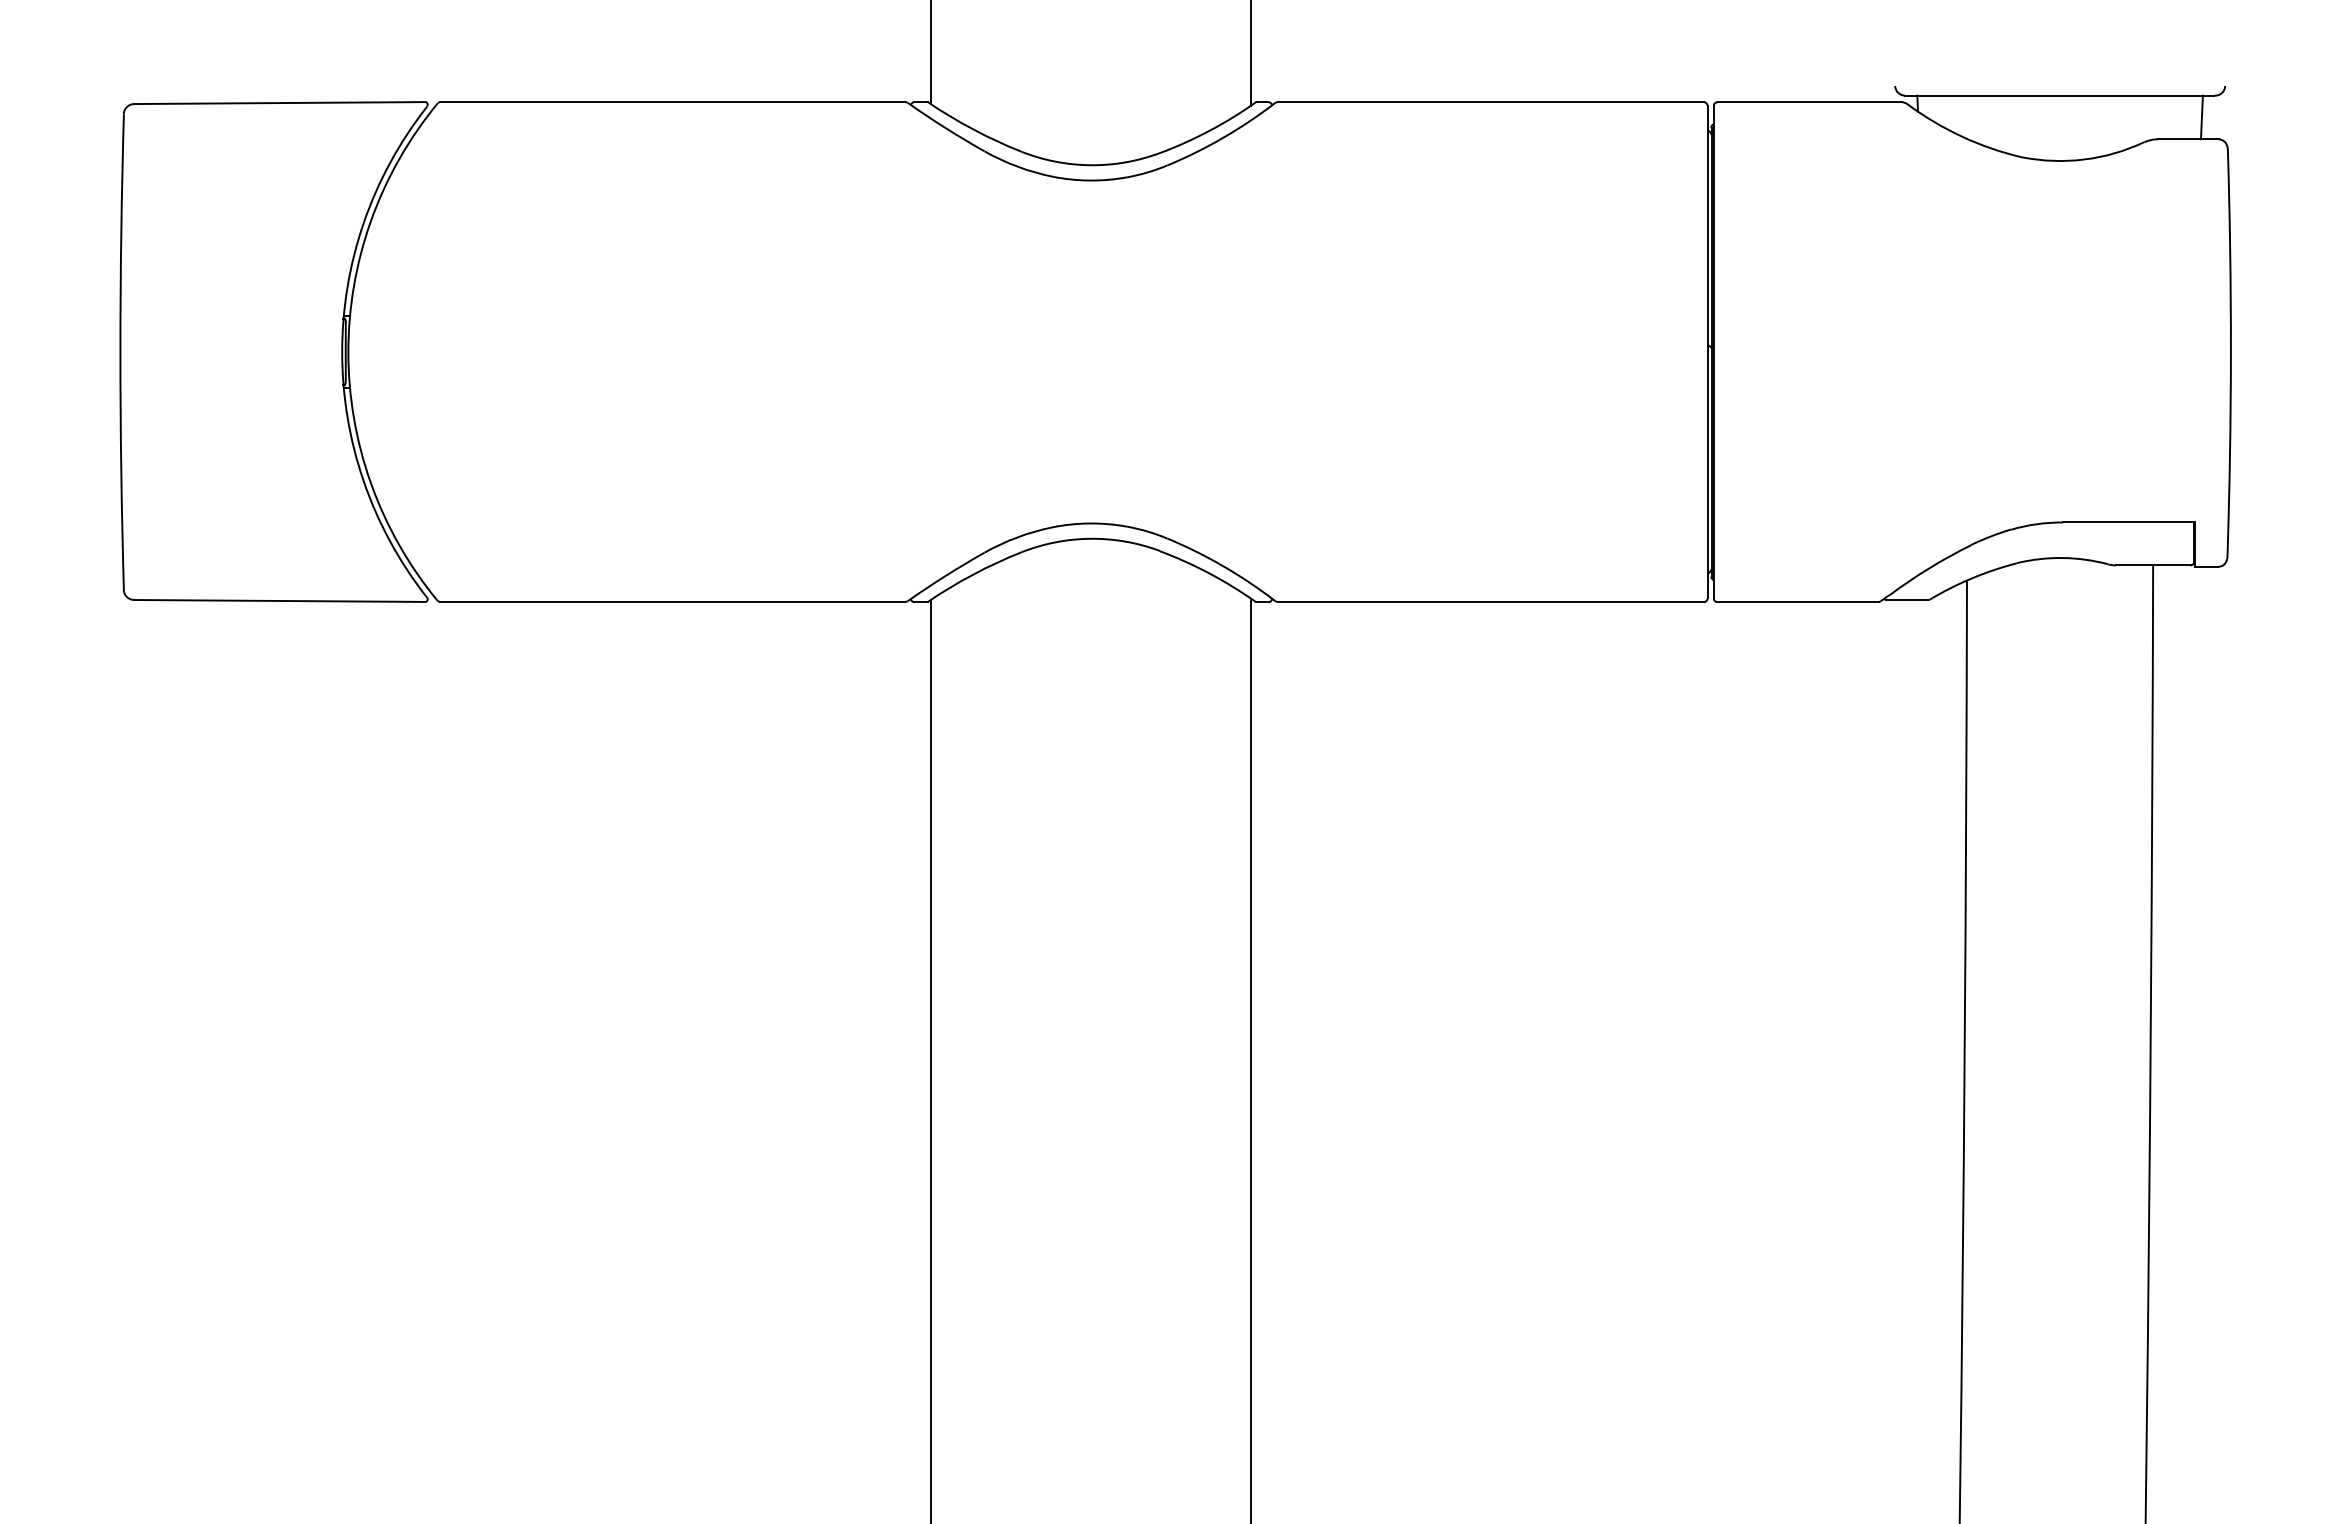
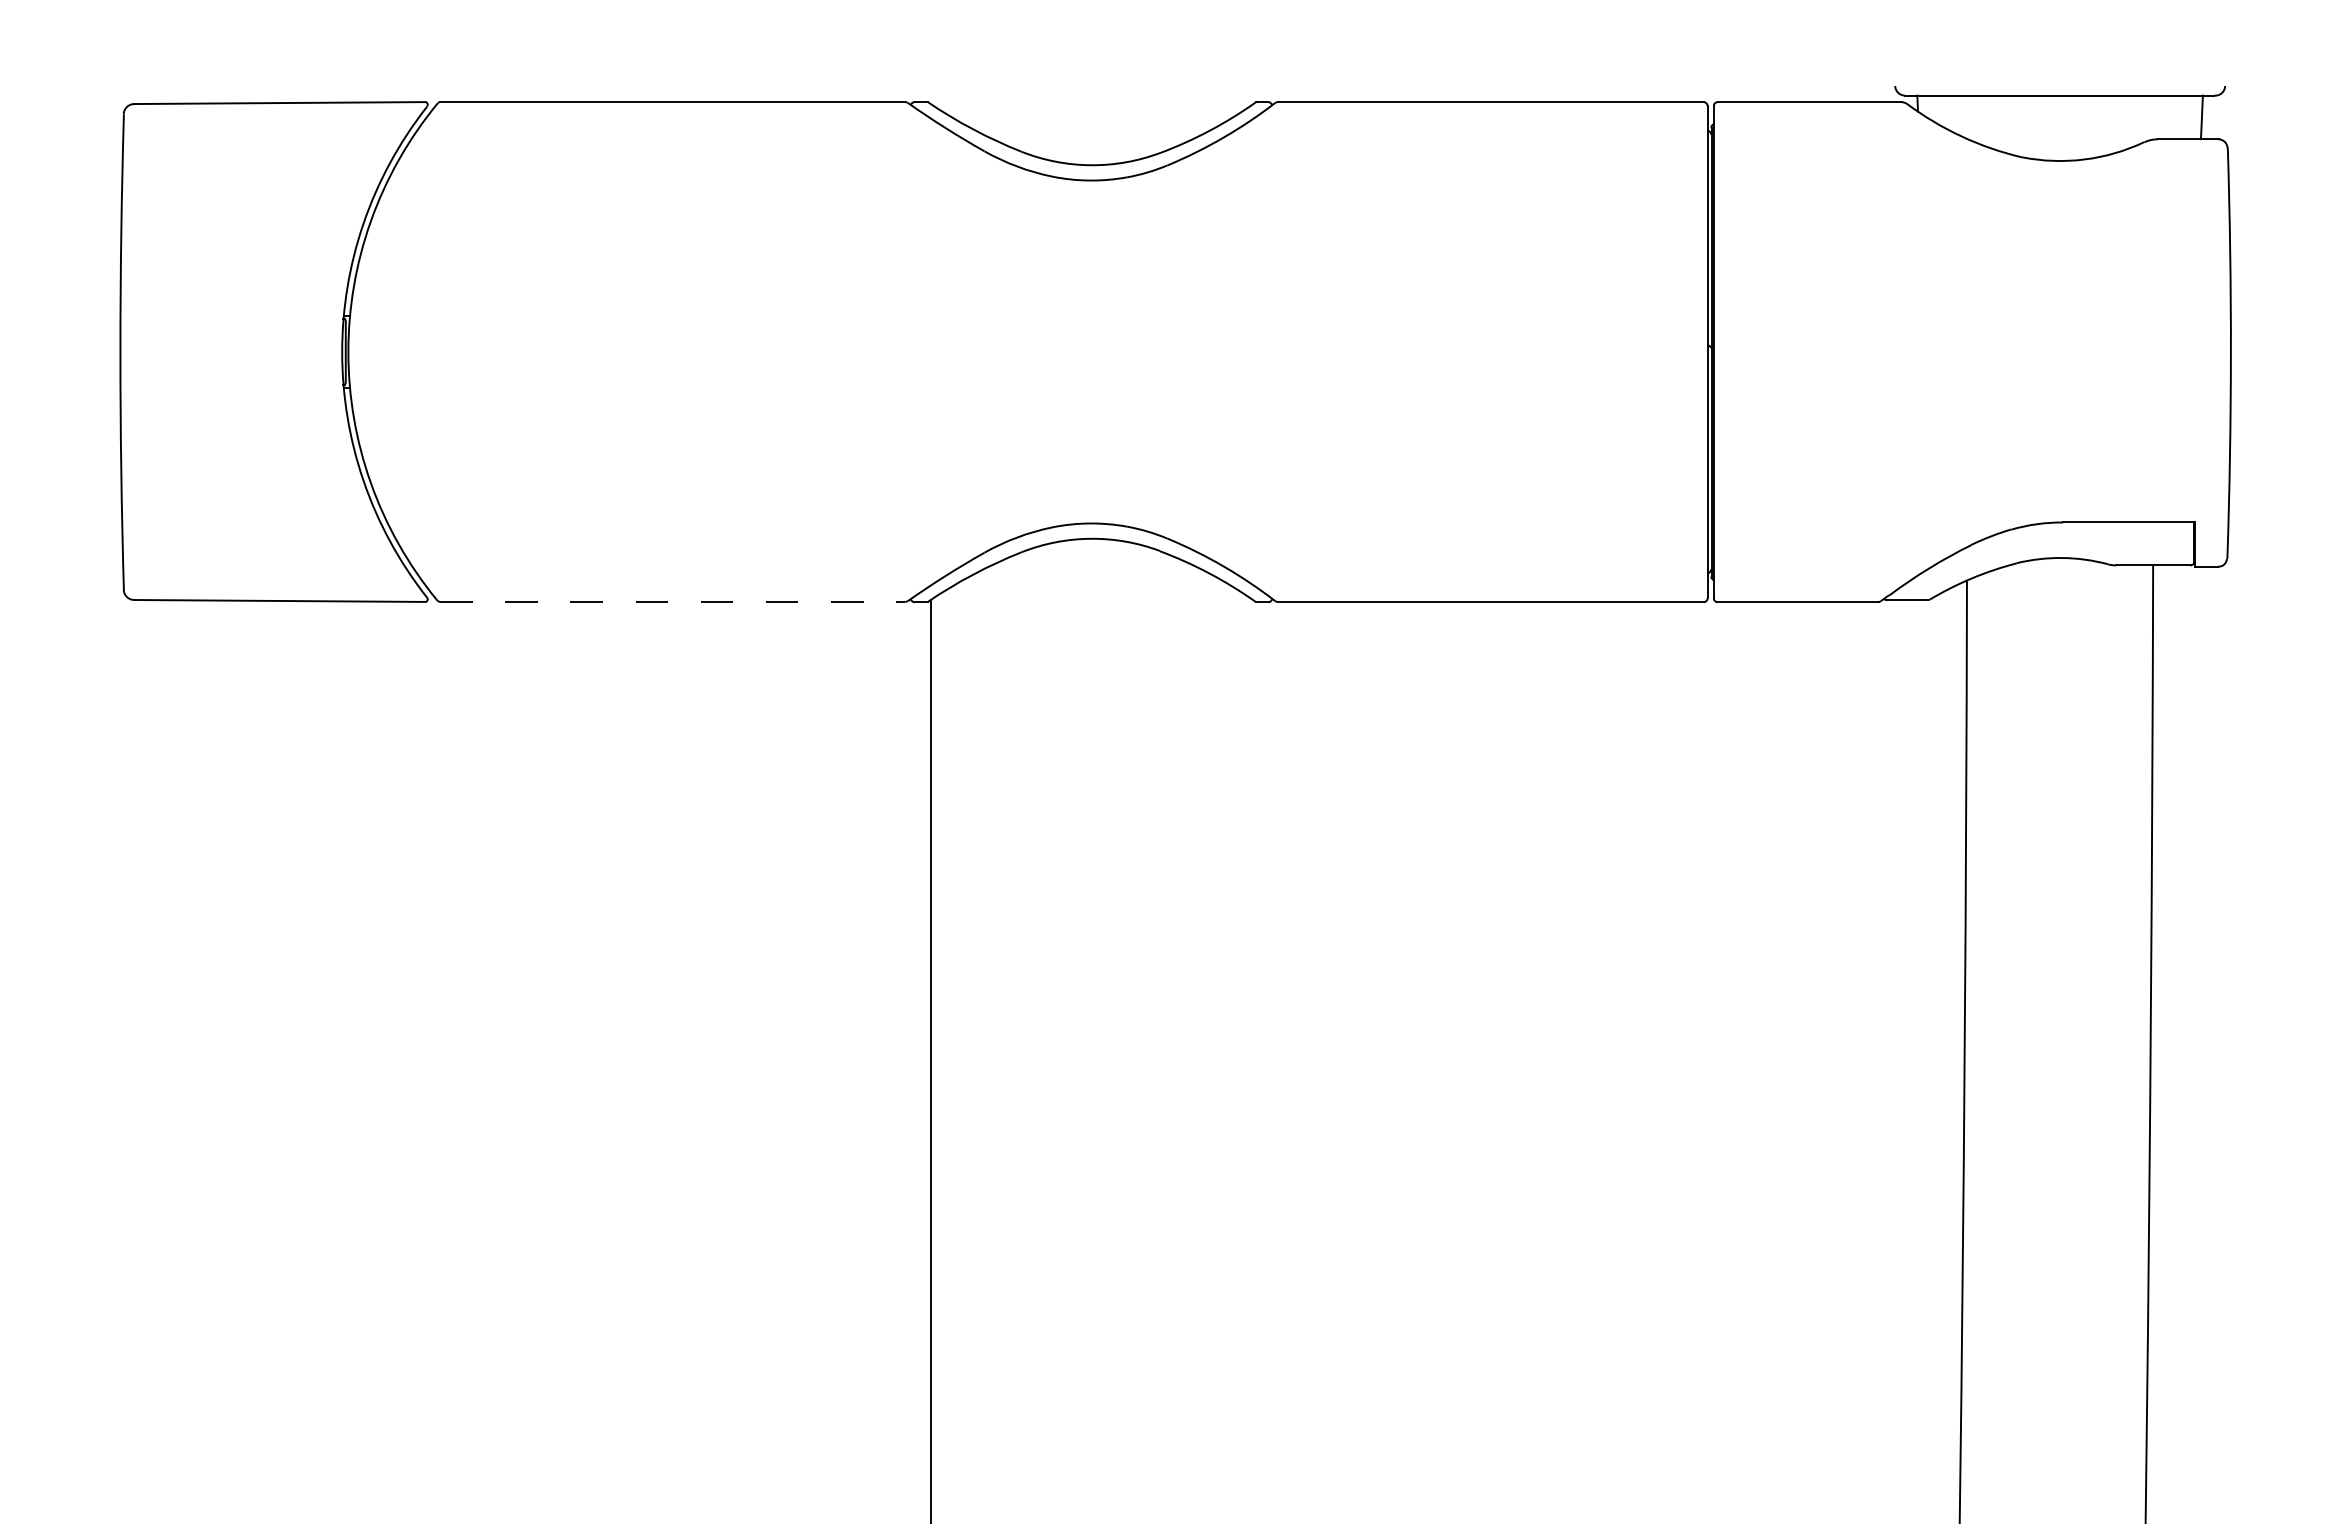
line: present -> none (930, 53)
line: present -> none (1251, 53)
line: solid -> dashed (672, 601)
line: present -> none (1251, 1059)
